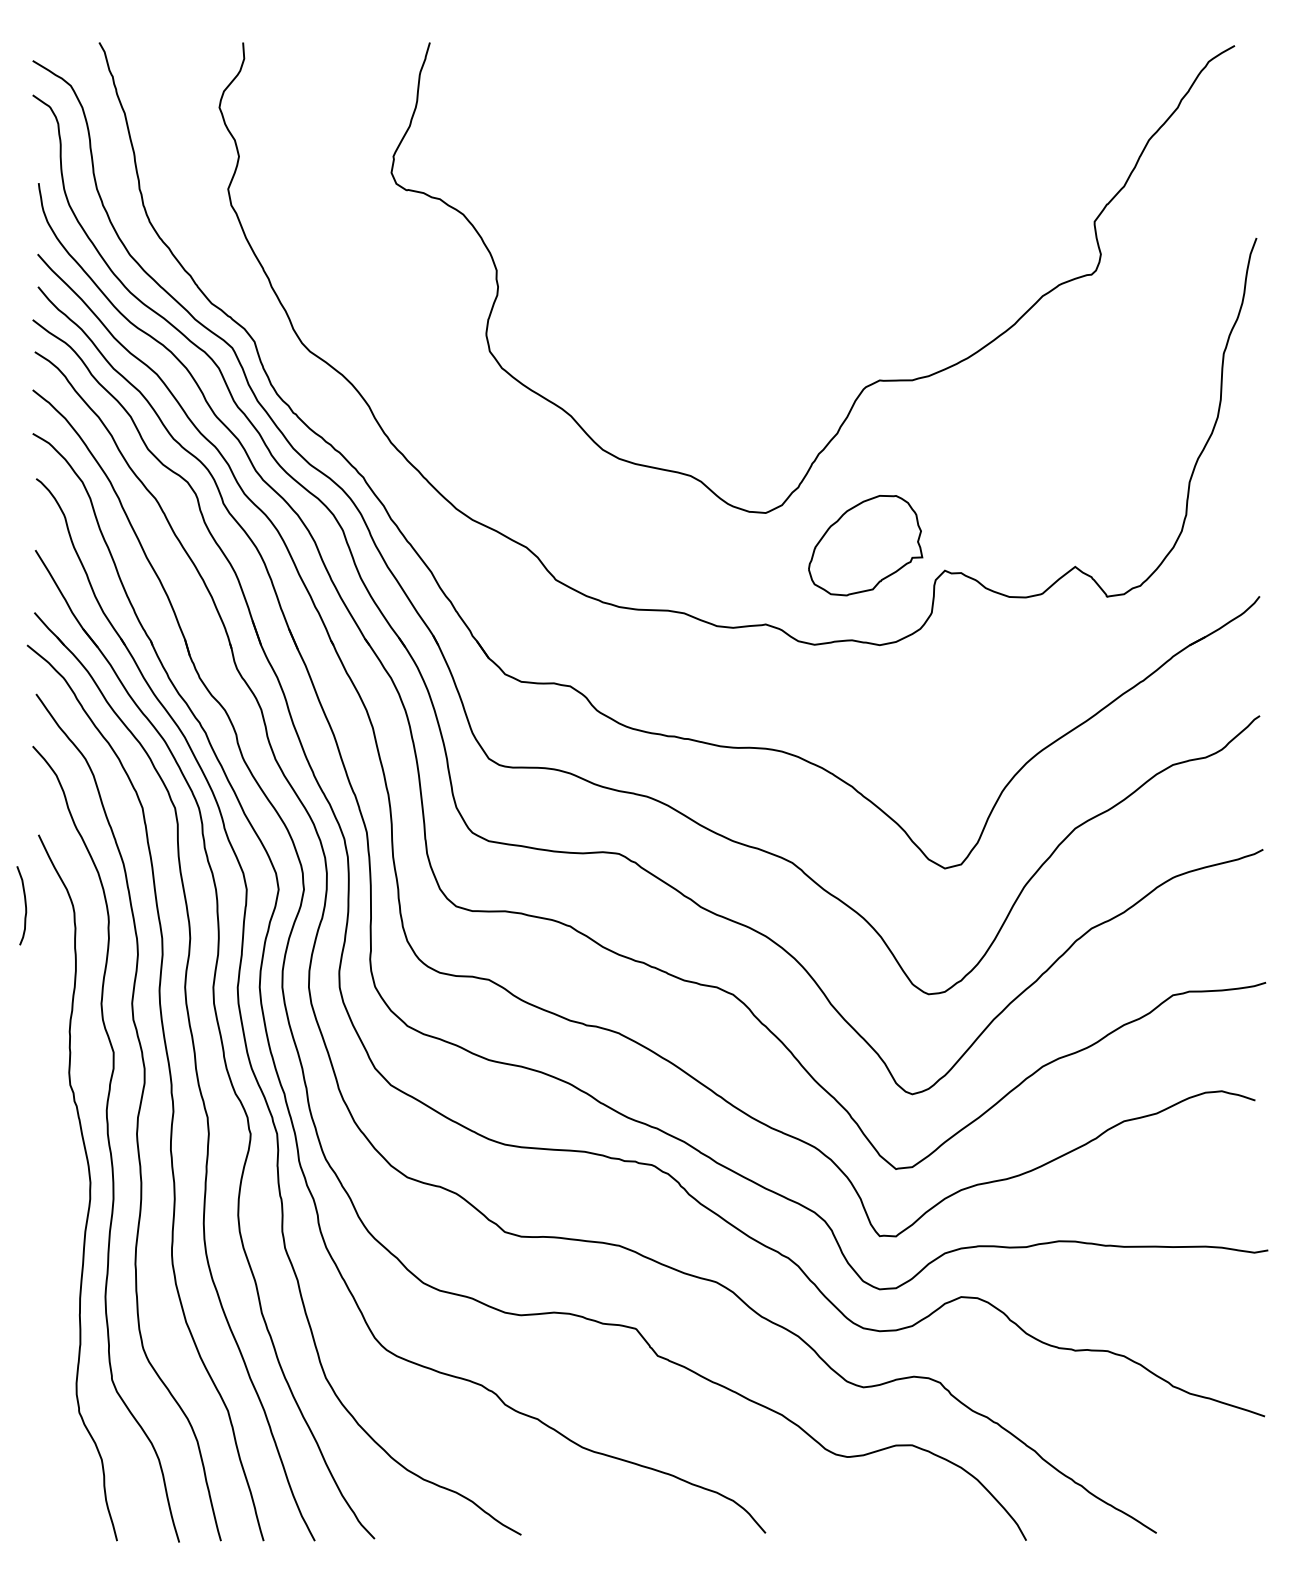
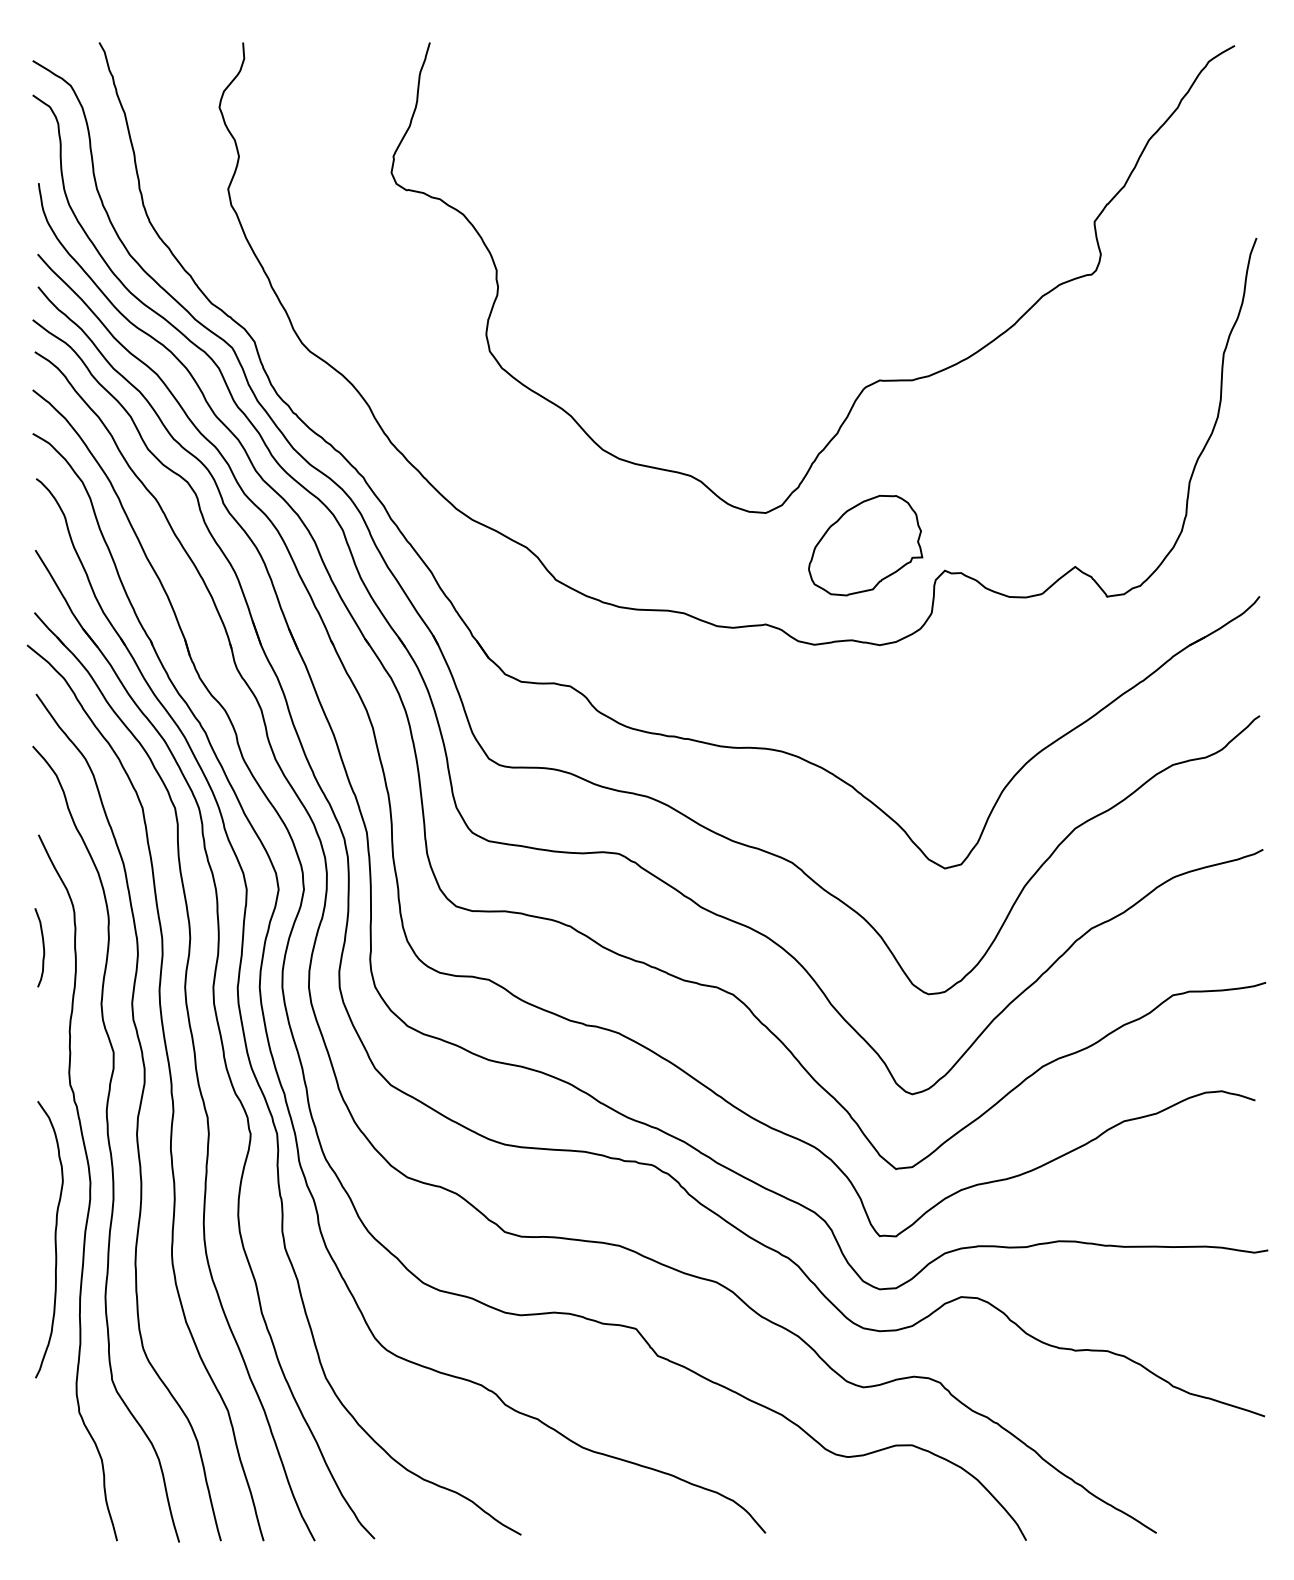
curve position: (24, 904) -> (42, 946) (42, 946)
curve: none -> present (54, 1239)
